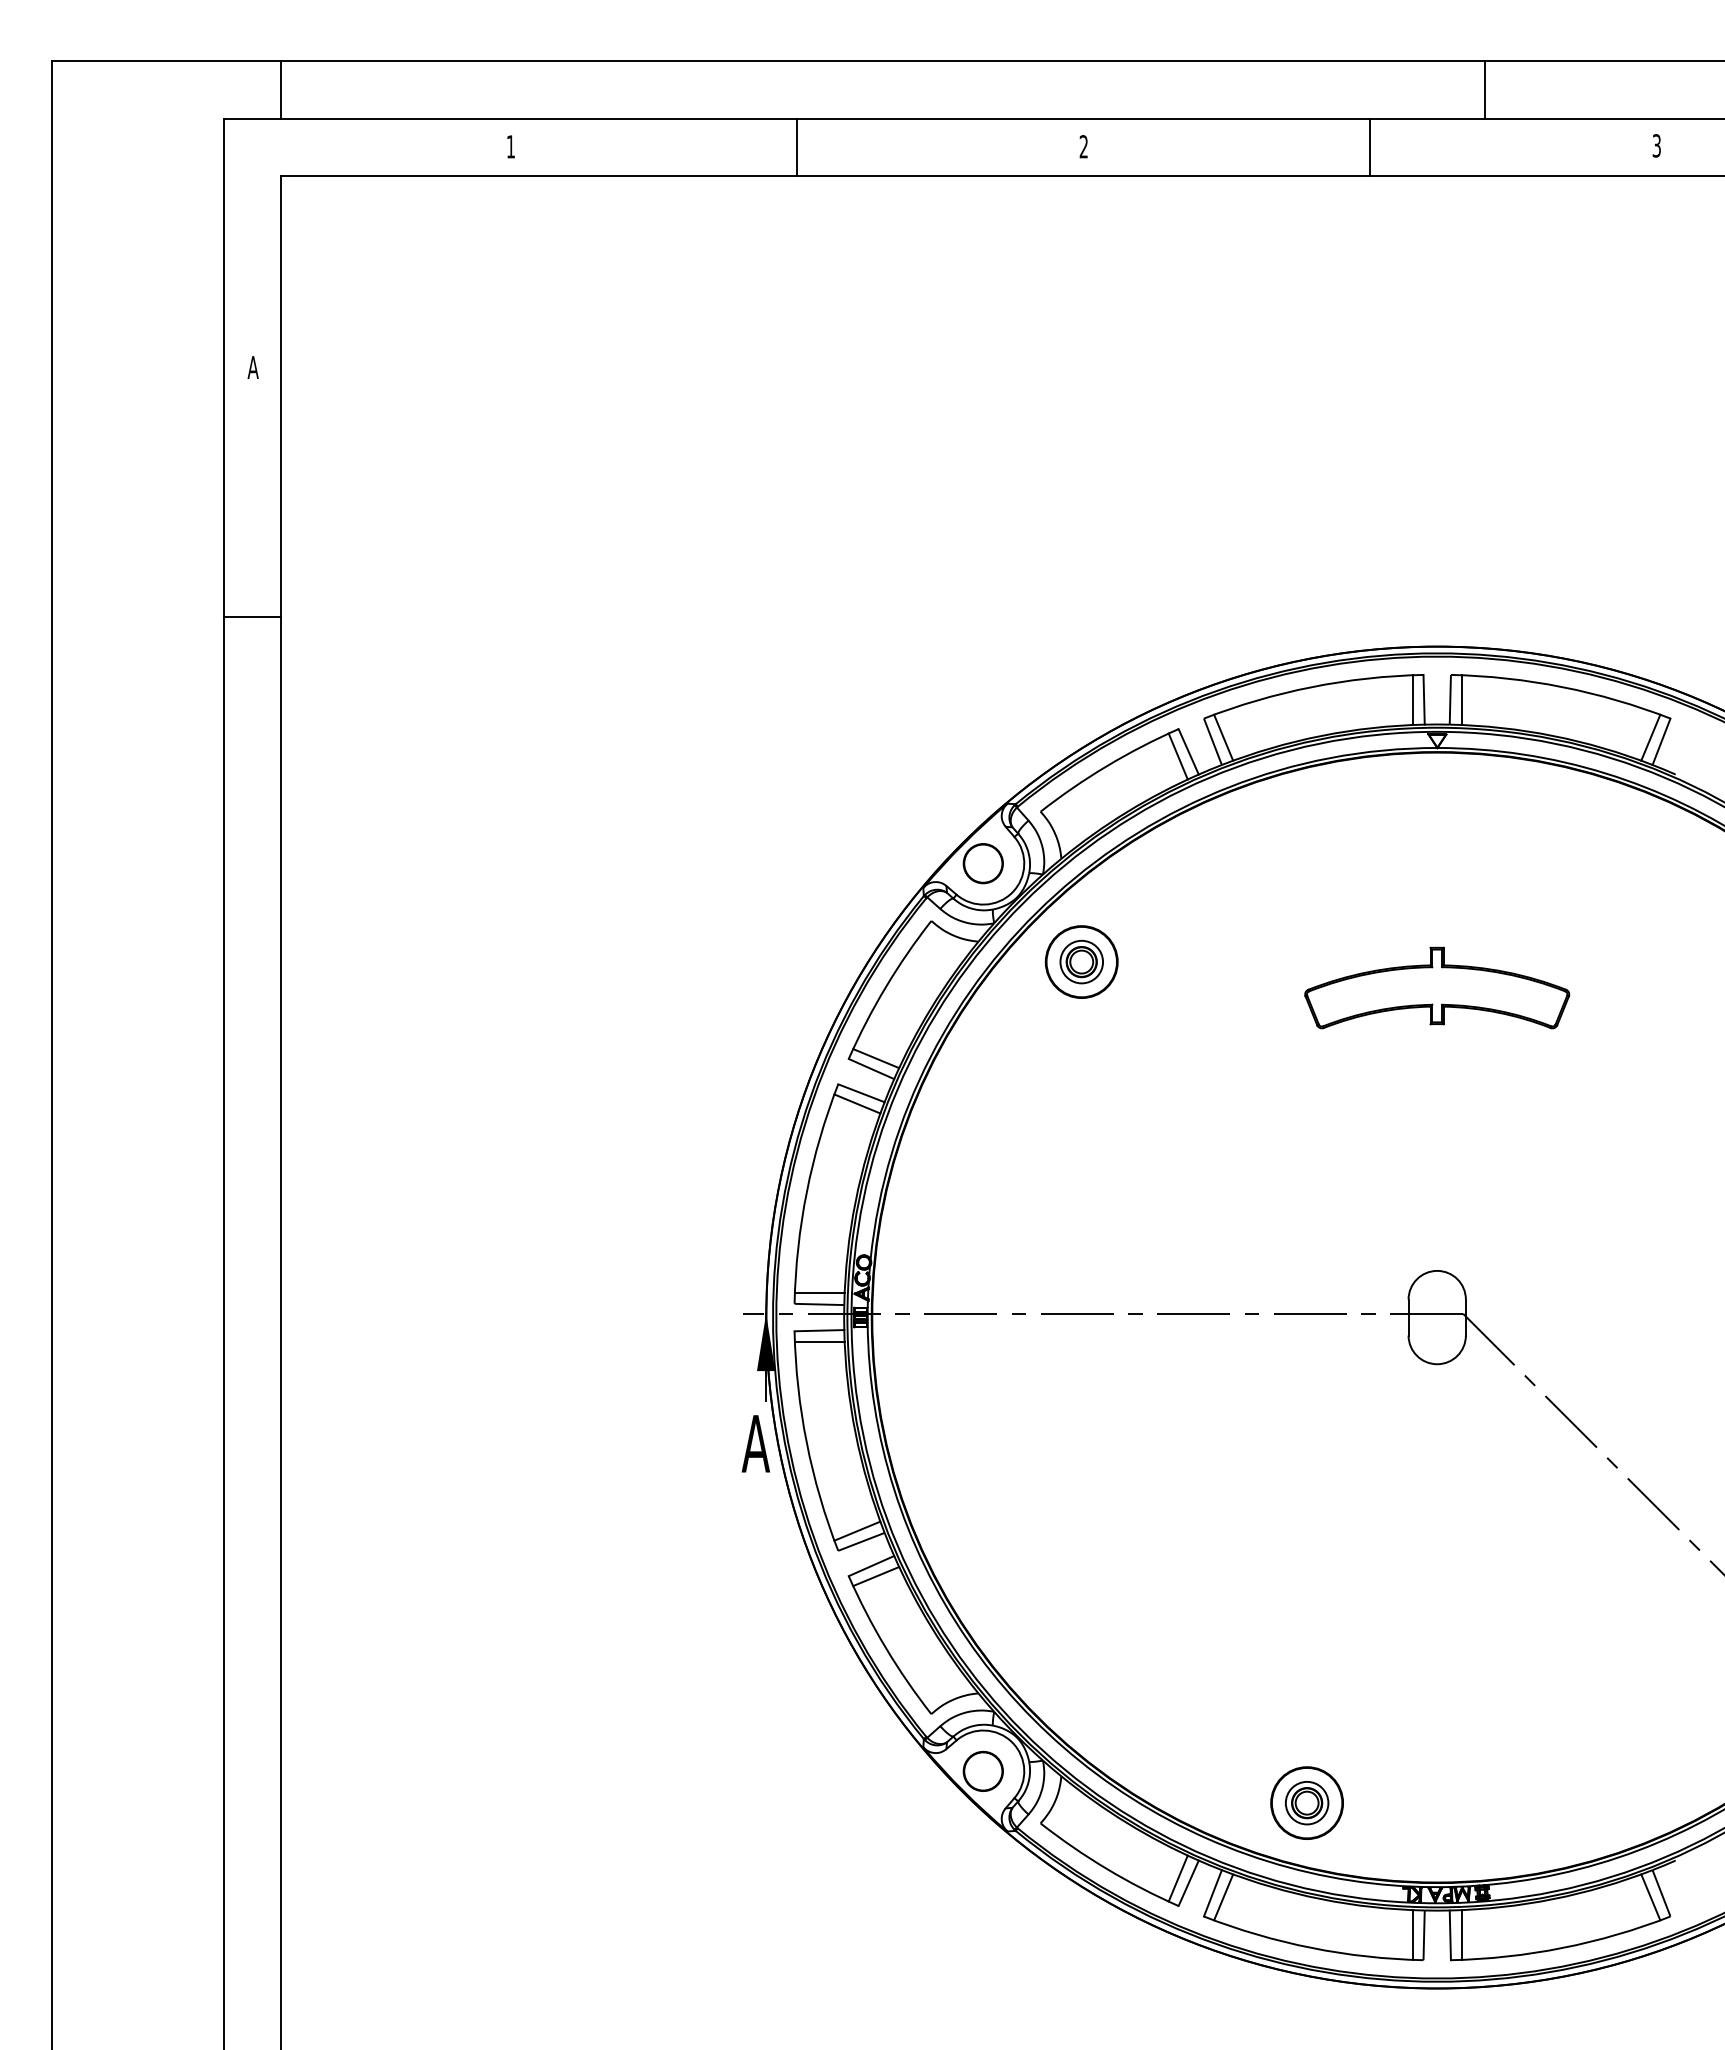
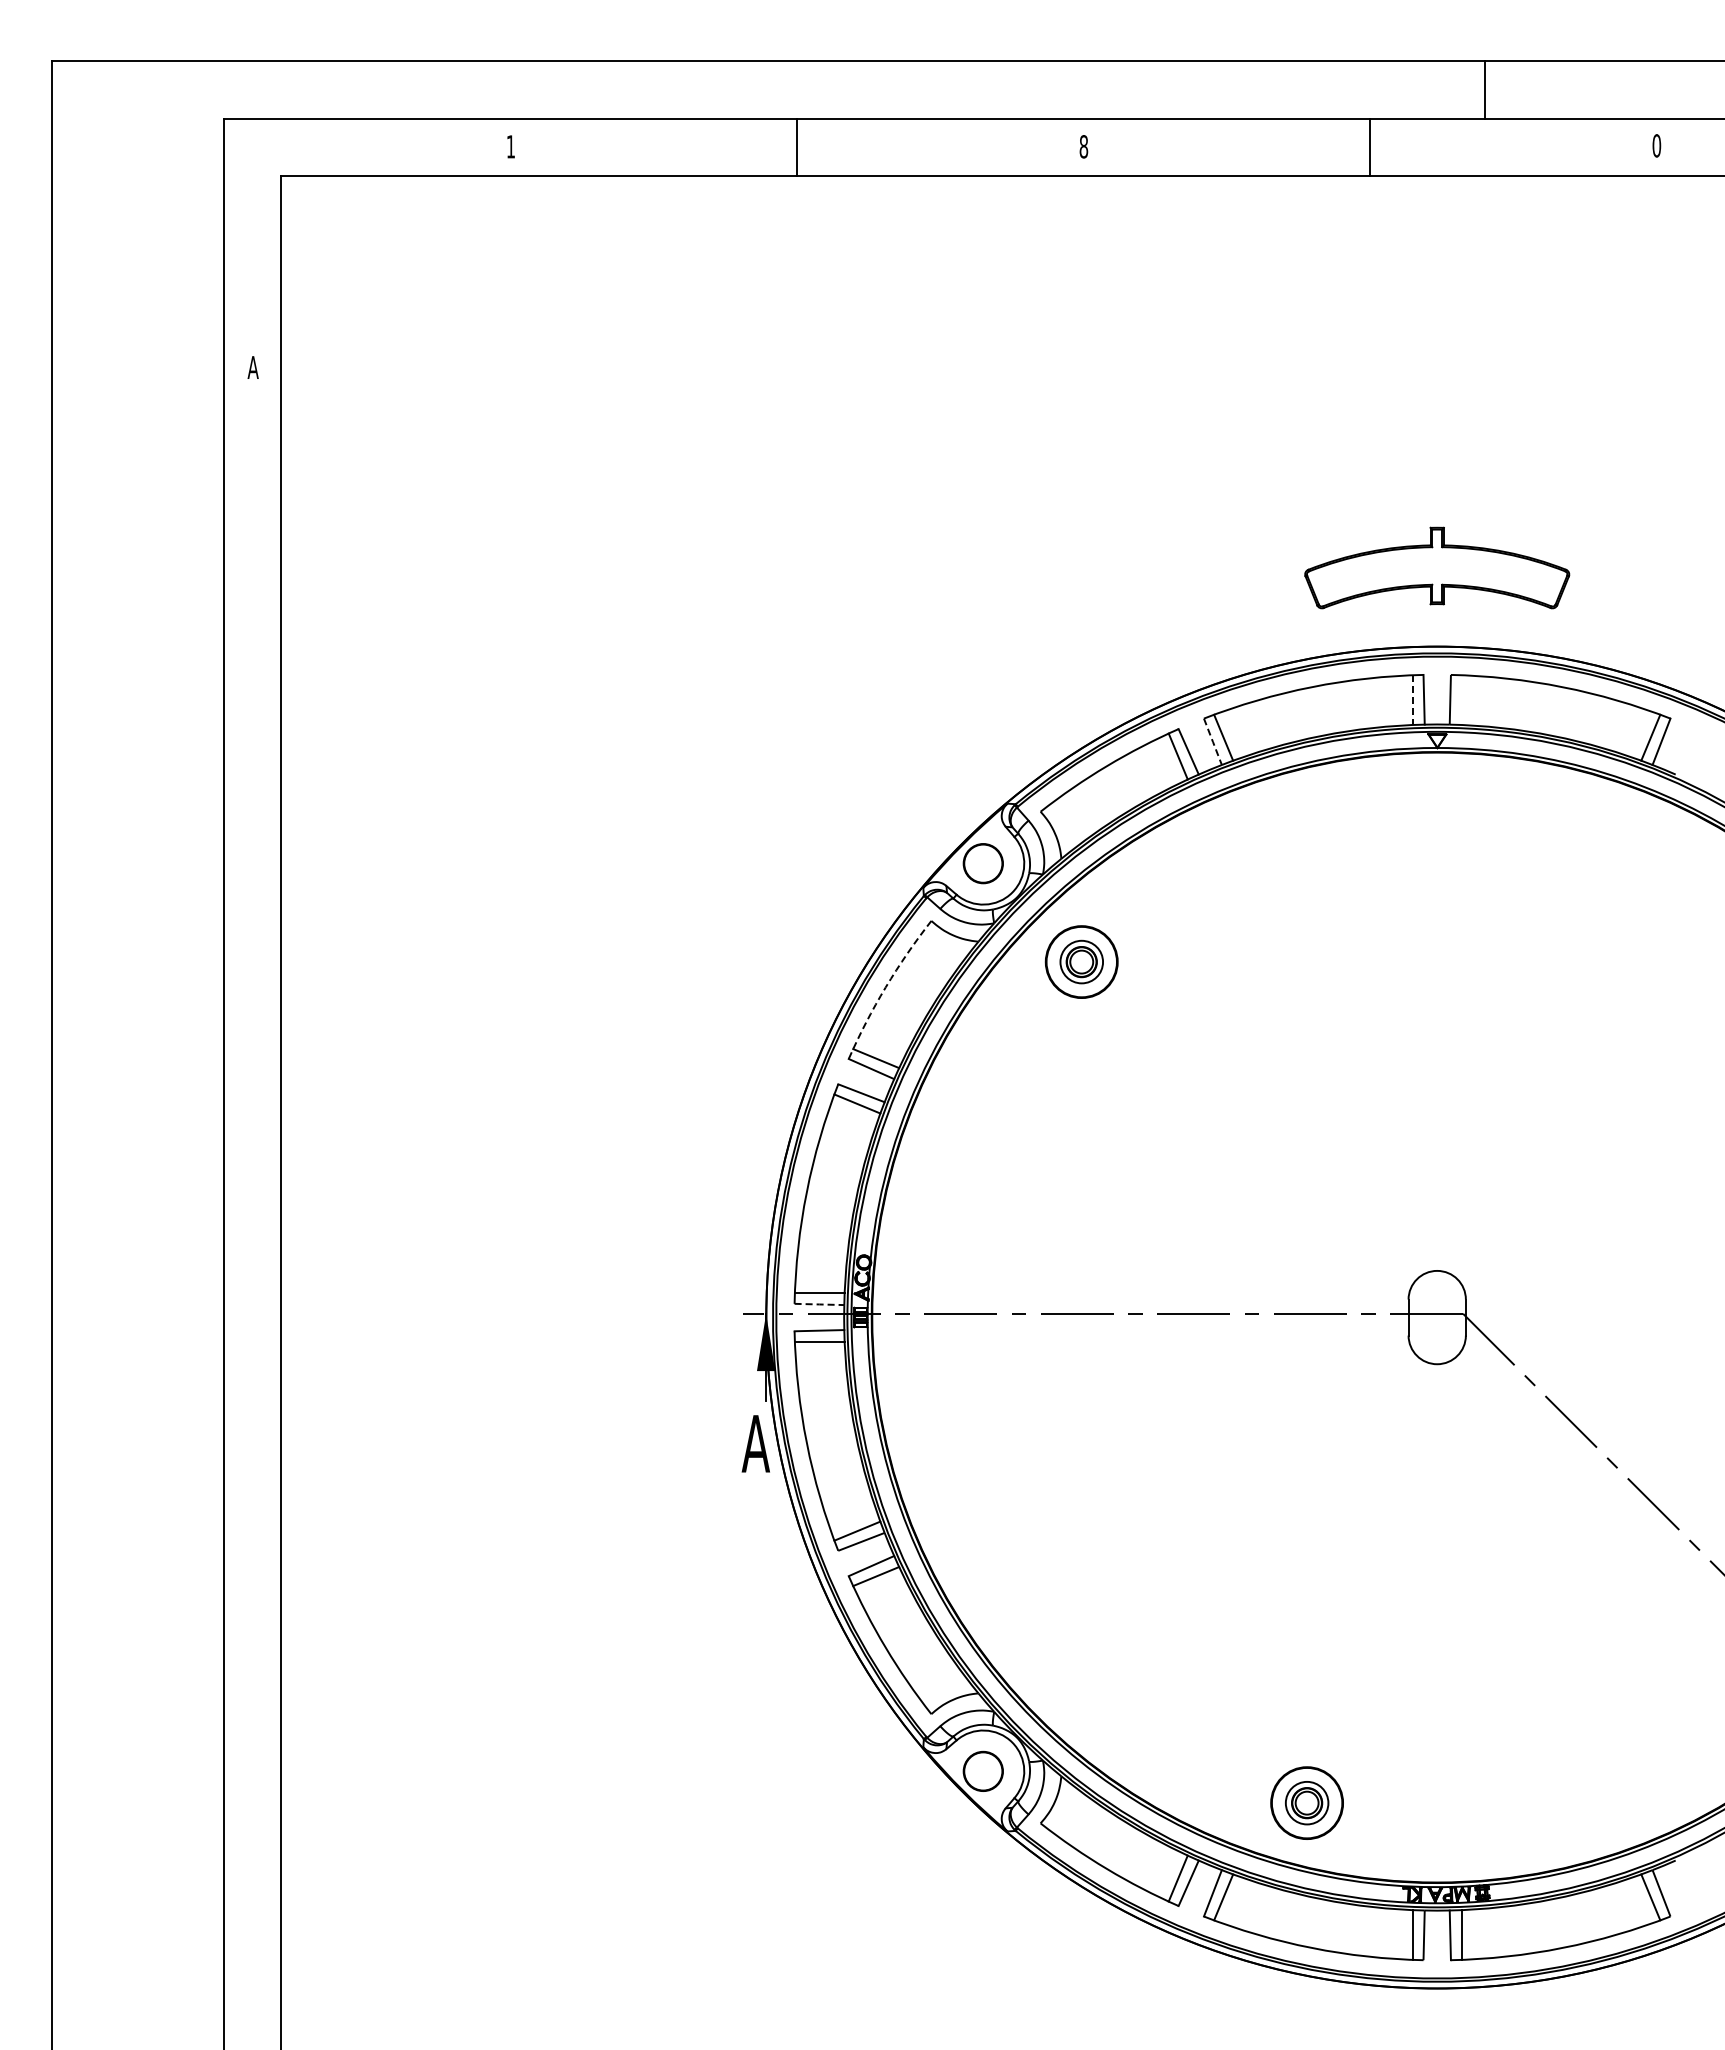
line: present -> none (281, 89)
text: 3 -> 0 (1656, 145)
text: 2 -> 8 (1083, 146)
line: present -> none (252, 617)
line: solid -> dashed (1412, 700)
line: present -> none (1461, 700)
line: solid -> dashed (1213, 742)
arc: solid -> dashed (885, 987)
part position: (1437, 987) -> (1437, 567) (1437, 567)
line: solid -> dashed (819, 1304)
